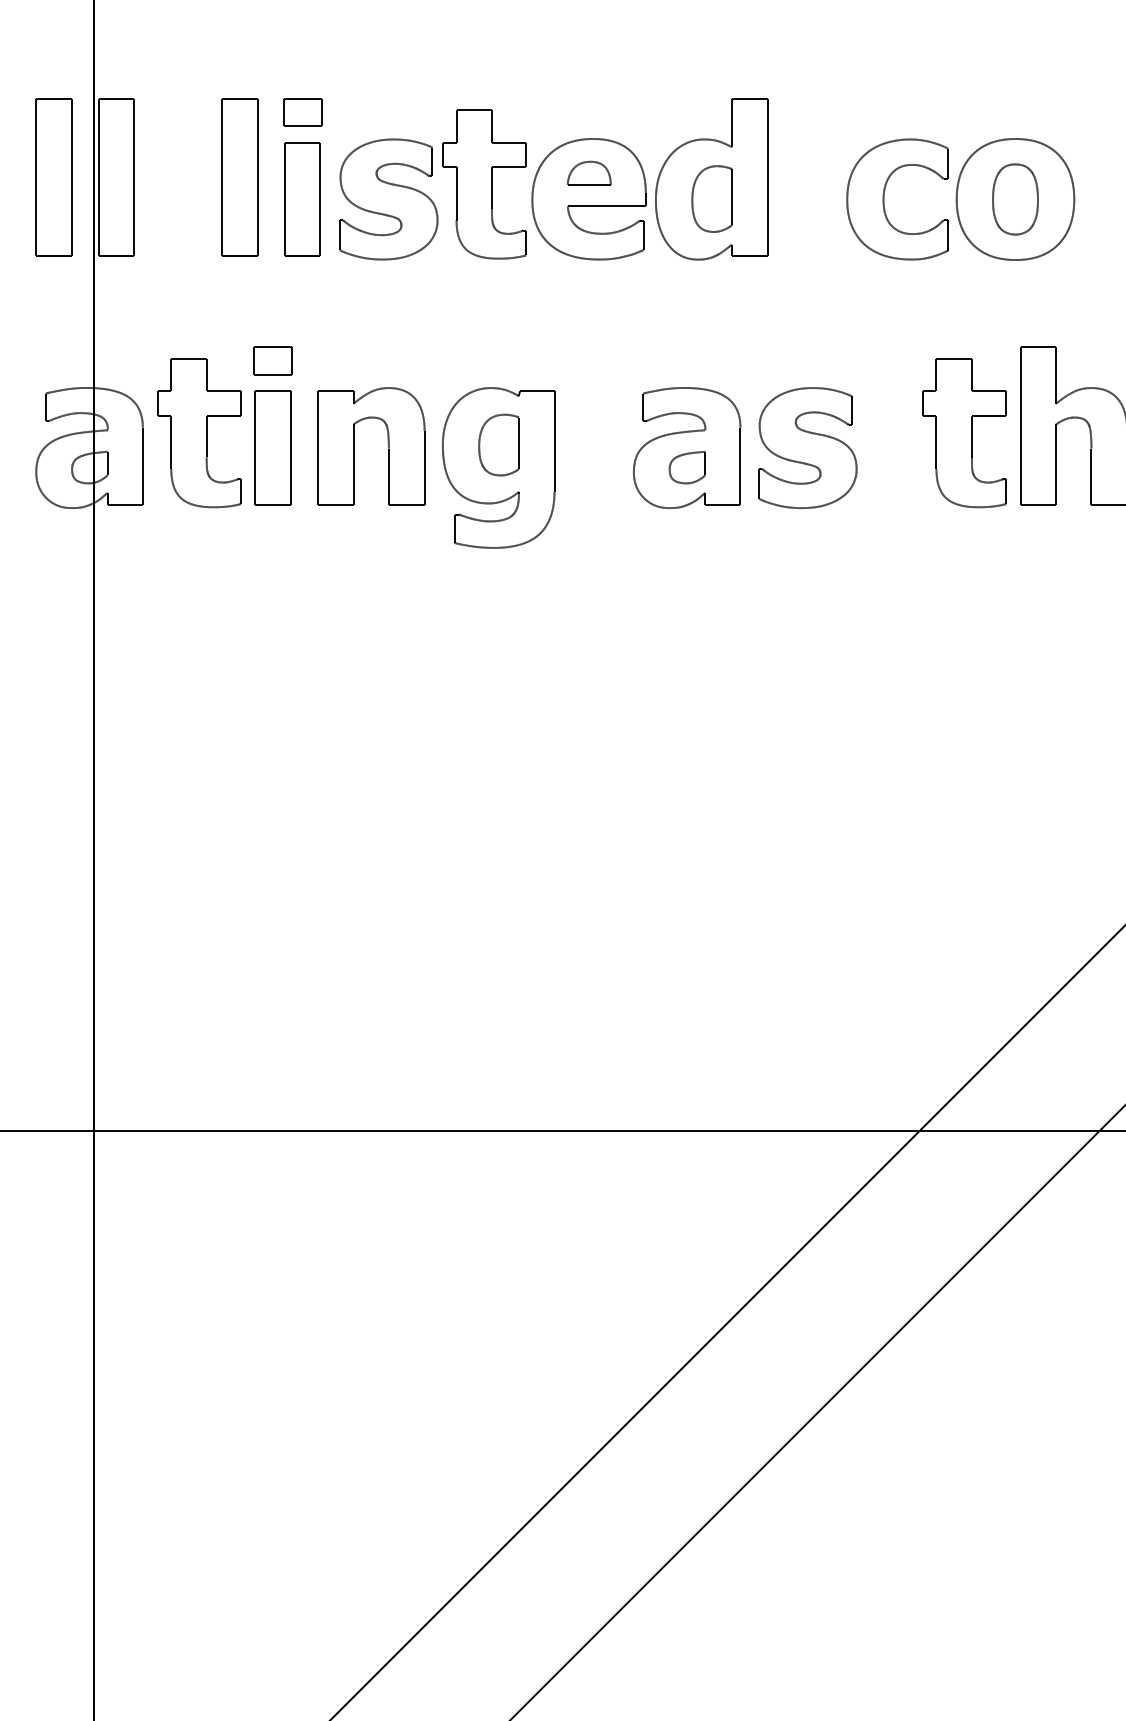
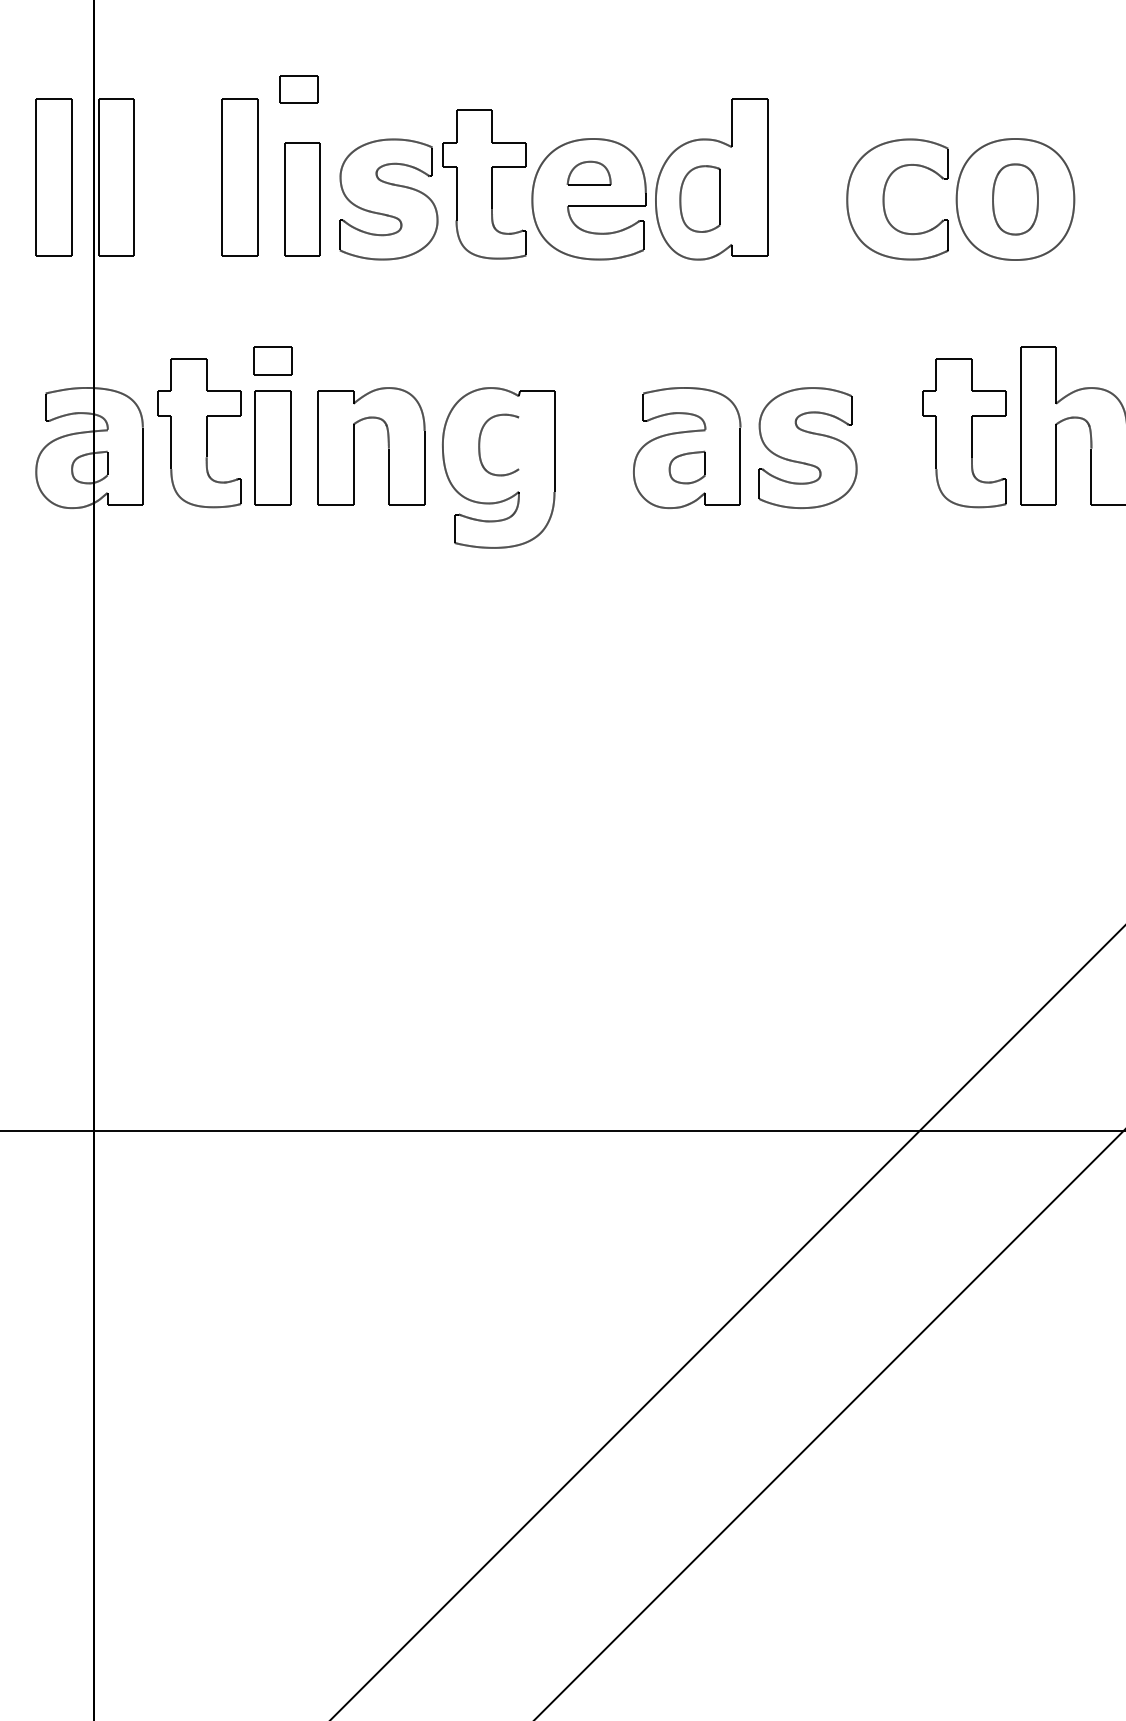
part position: (302, 112) -> (298, 89) (298, 89)
part position: (711, 198) -> (699, 198) (699, 198)
line: present -> none (518, 443)
line position: (817, 1412) -> (829, 1424) (829, 1424)
